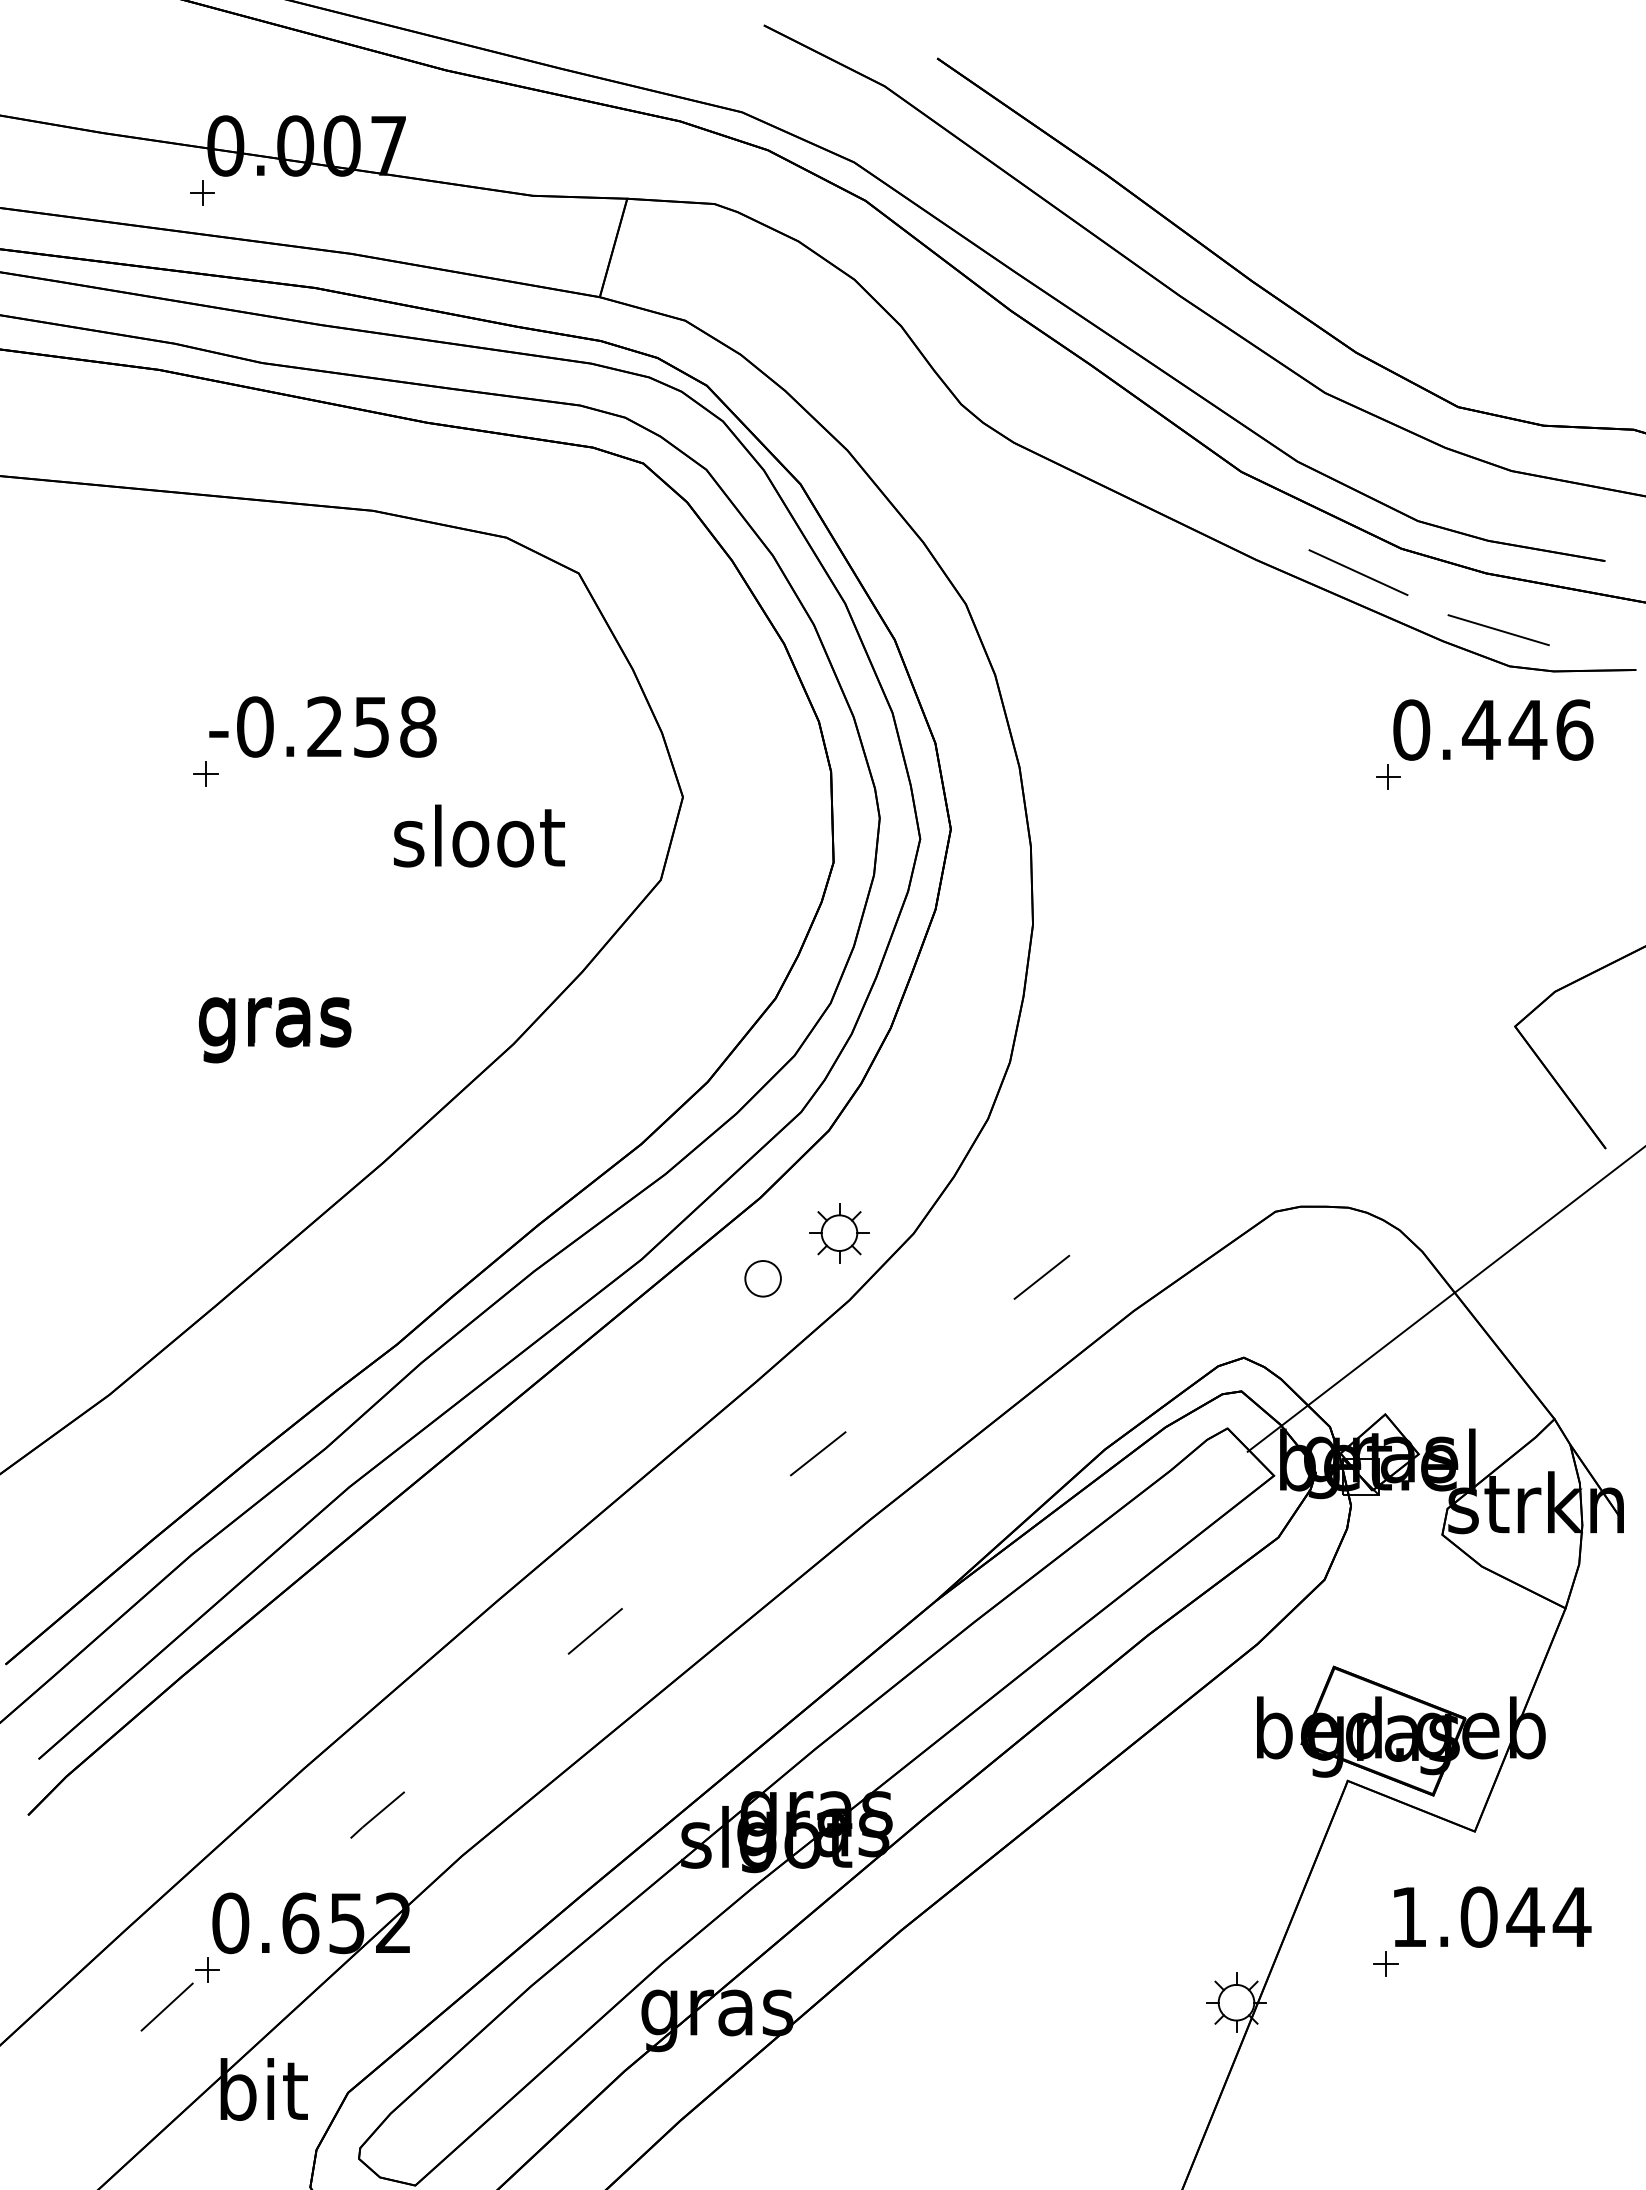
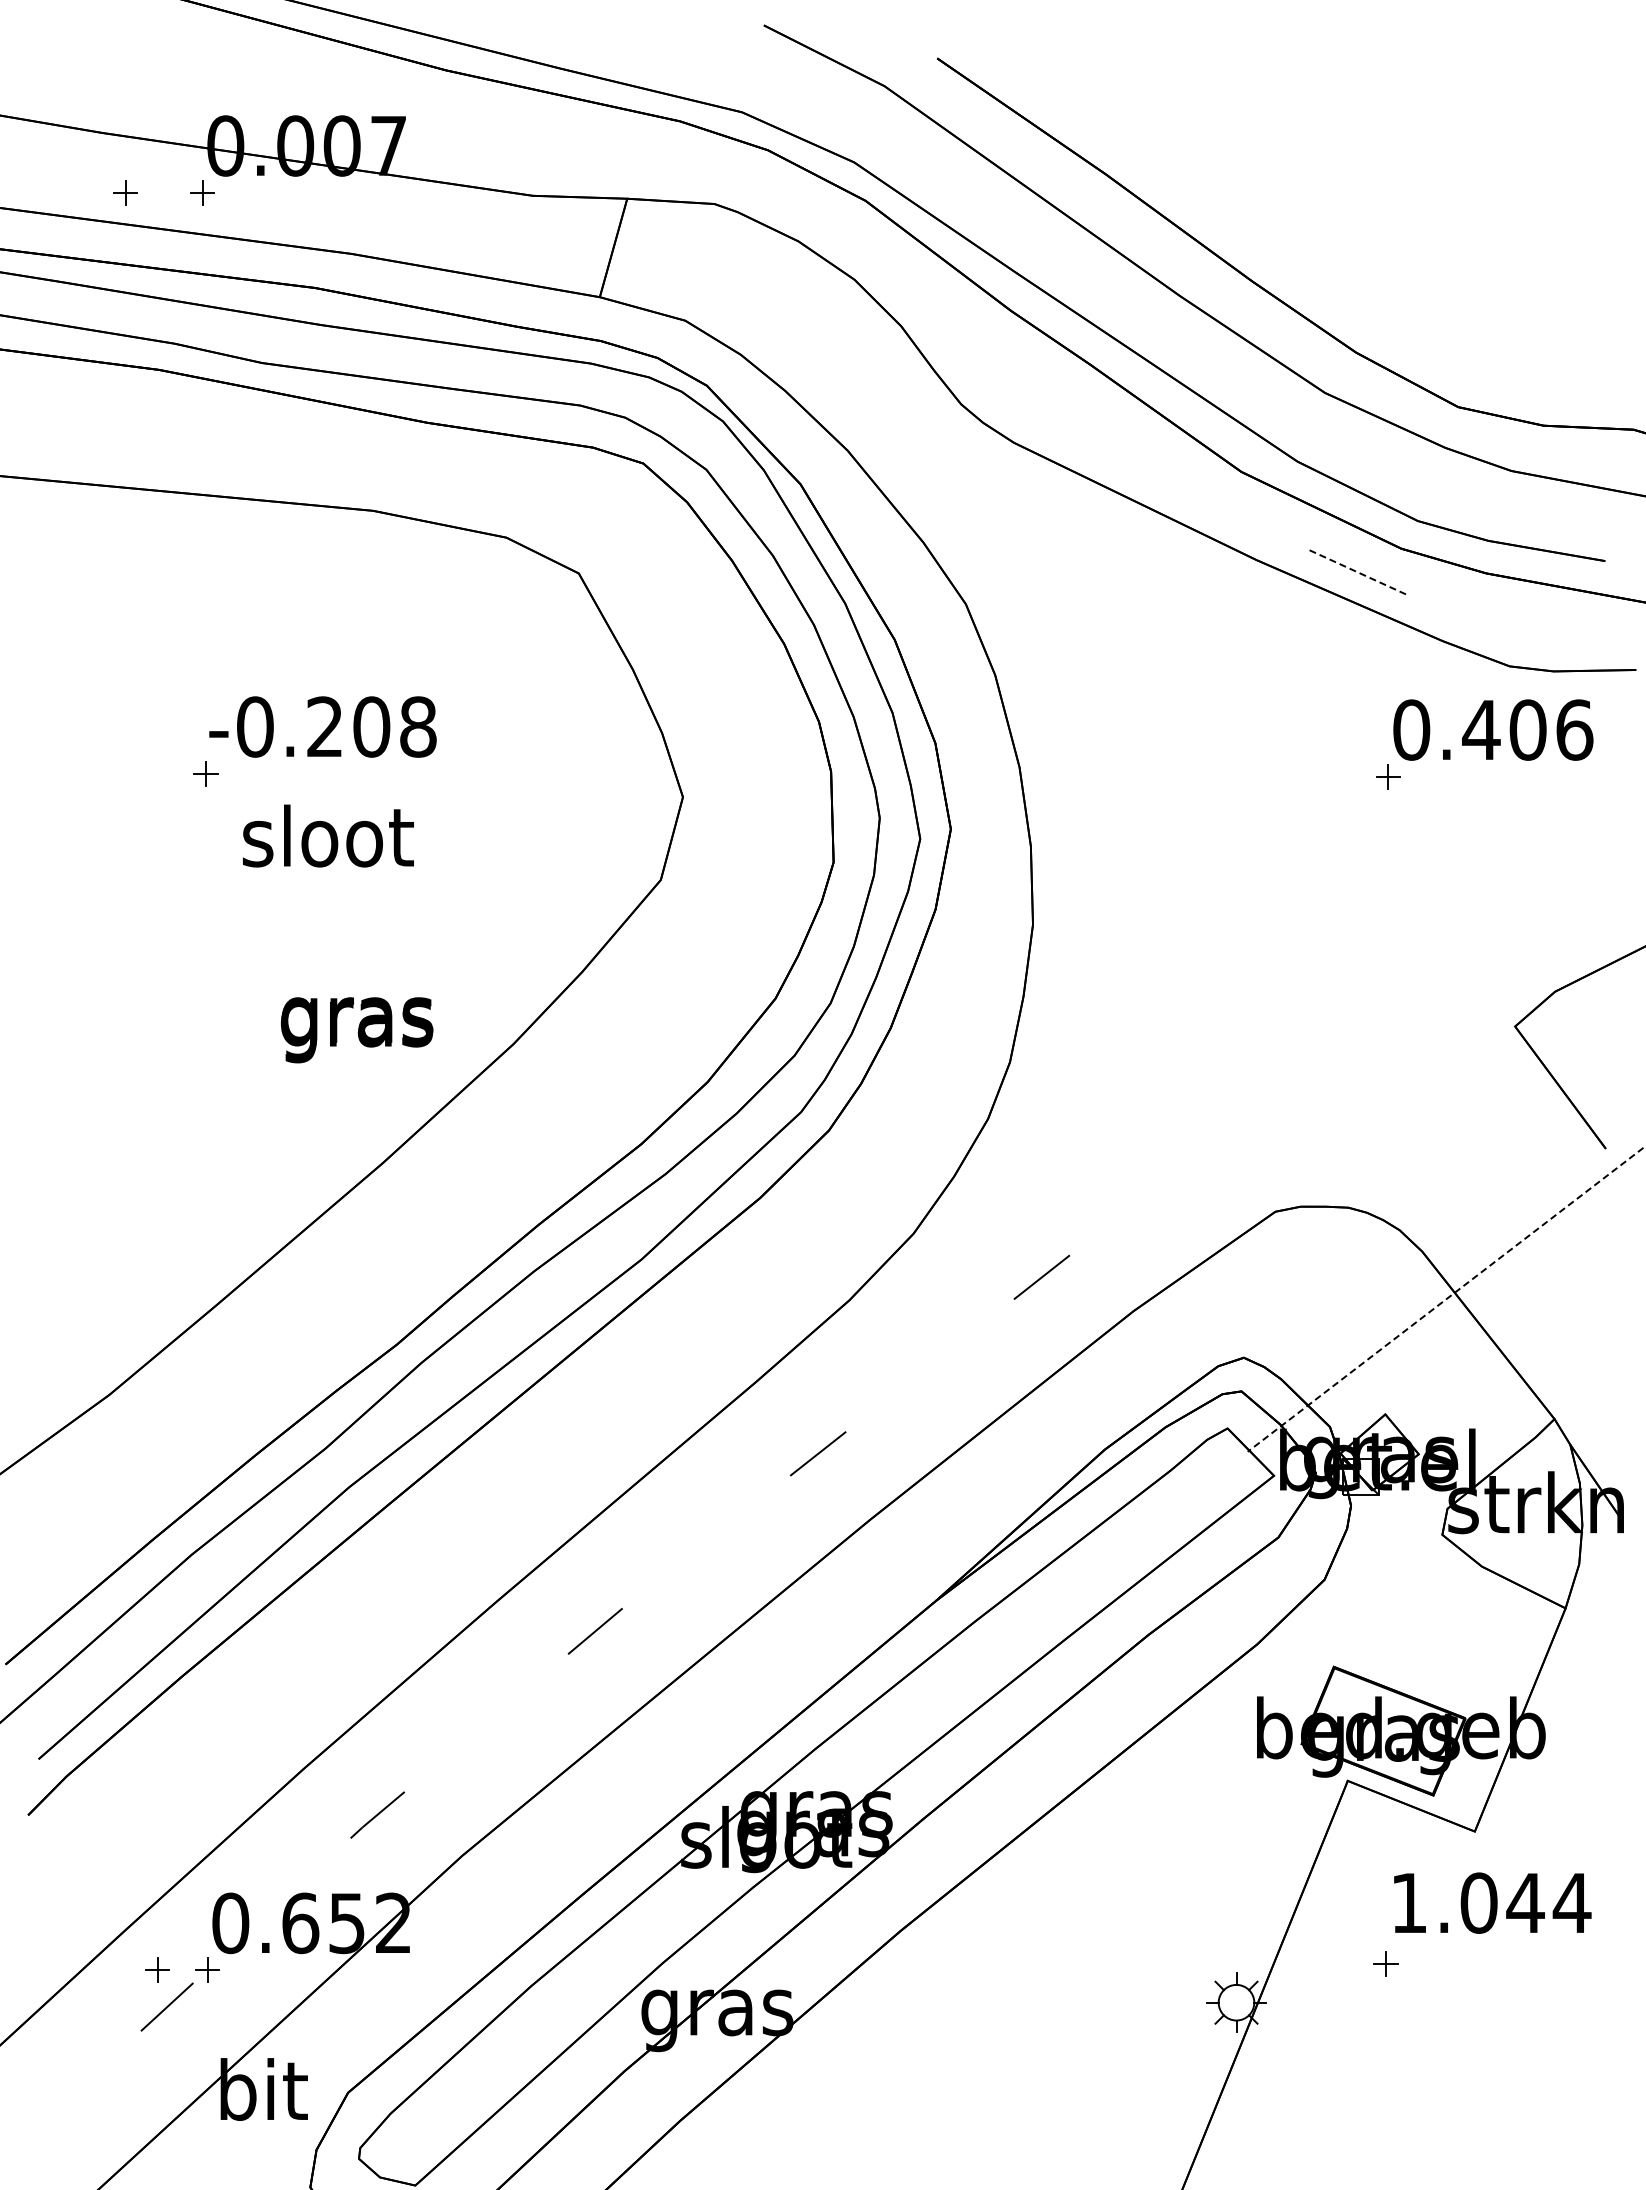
part: none -> present (125, 192)
line: solid -> dashed (1358, 572)
line: present -> none (1498, 630)
text: -0.258 -> -0.208 (371, 726)
text: 0.446 -> 0.406 (1527, 729)
text position: (479, 835) -> (328, 835) (328, 835)
text position: (275, 1030) -> (357, 1030) (357, 1030)
part: present -> none (839, 1233)
part: present -> none (762, 1278)
line: solid -> dashed (1446, 1299)
text position: (1492, 1916) -> (1492, 1902) (1492, 1902)
part: none -> present (157, 1969)
